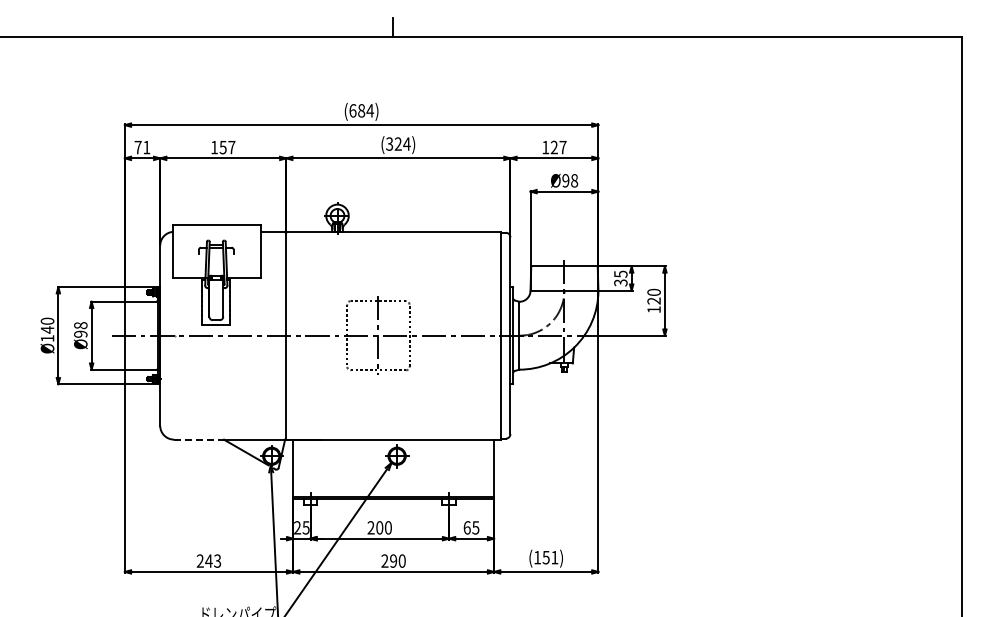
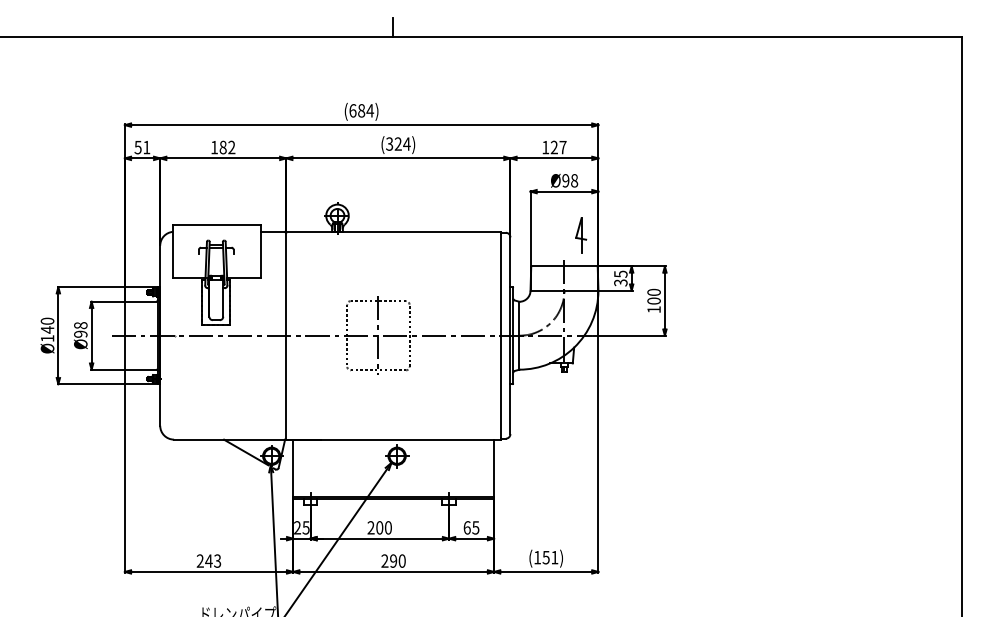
text: 71 -> 51 (137, 147)
text: 157 -> 182 (227, 147)
part: none -> present (581, 235)
text: 120 -> 100 (653, 300)
line: dashed -> solid (199, 439)
